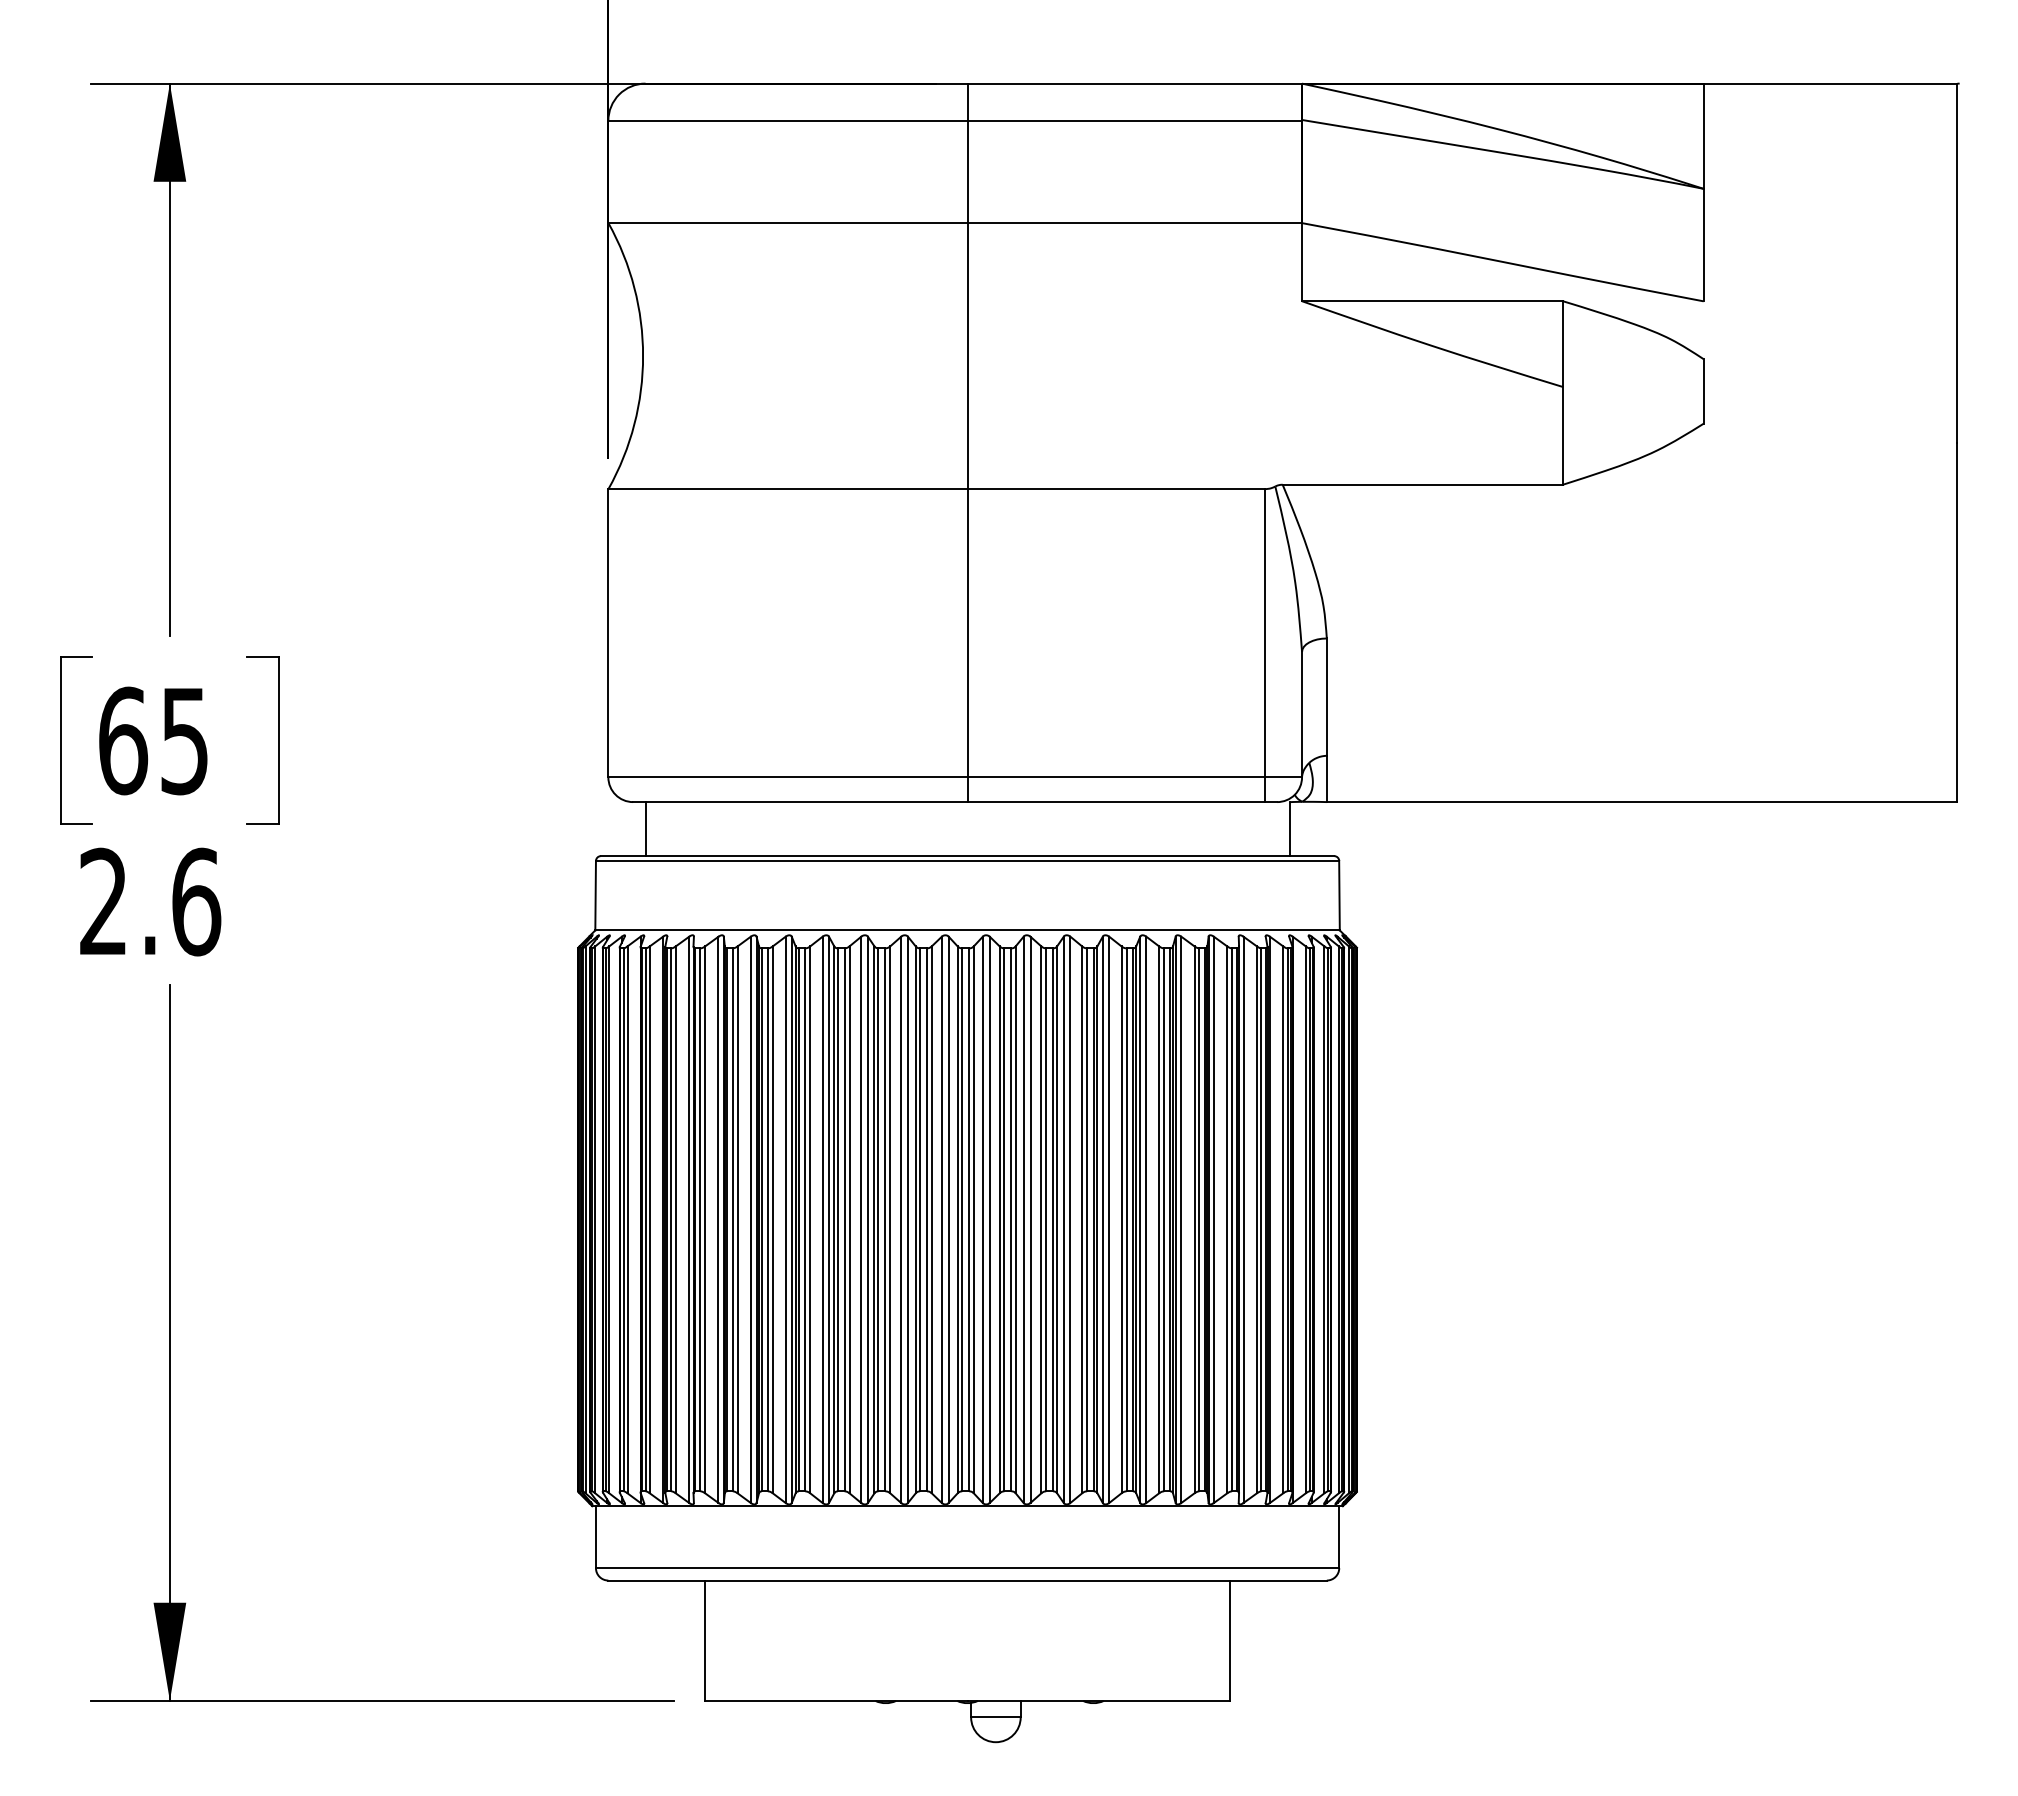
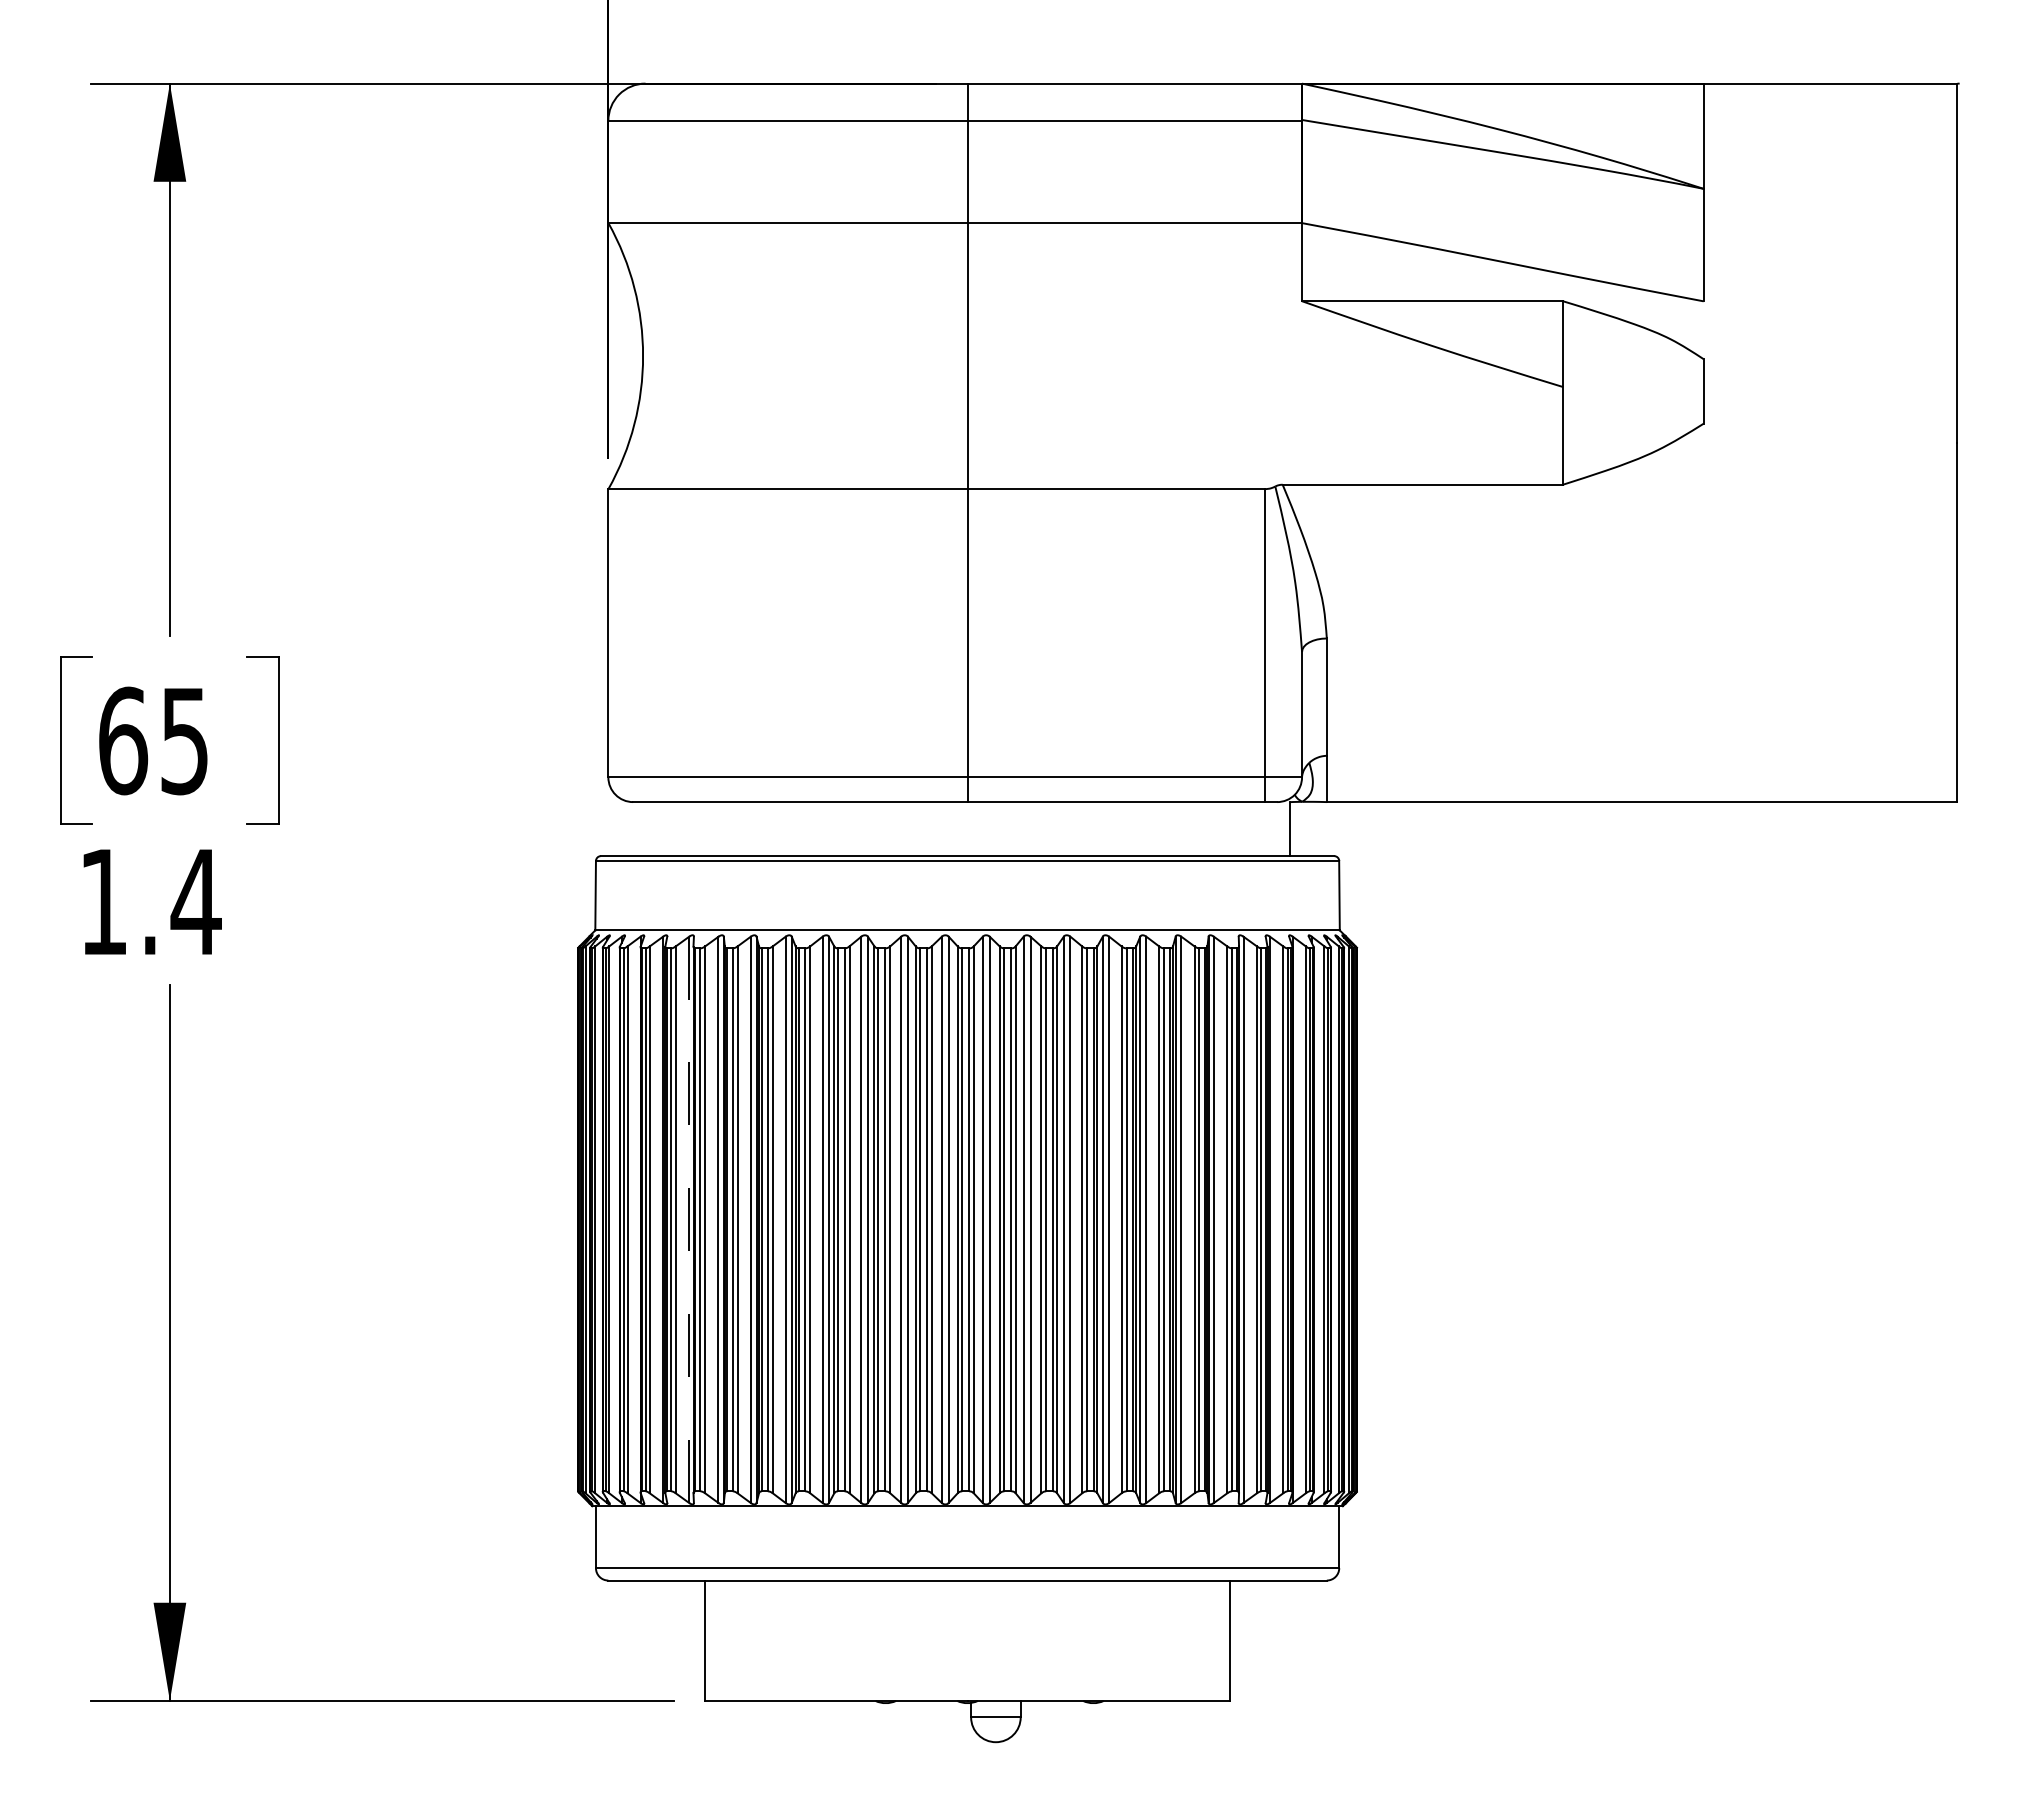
line: present -> none (645, 829)
text: 2.6 -> 1.4 (150, 901)
line: solid -> dashed (689, 1219)
